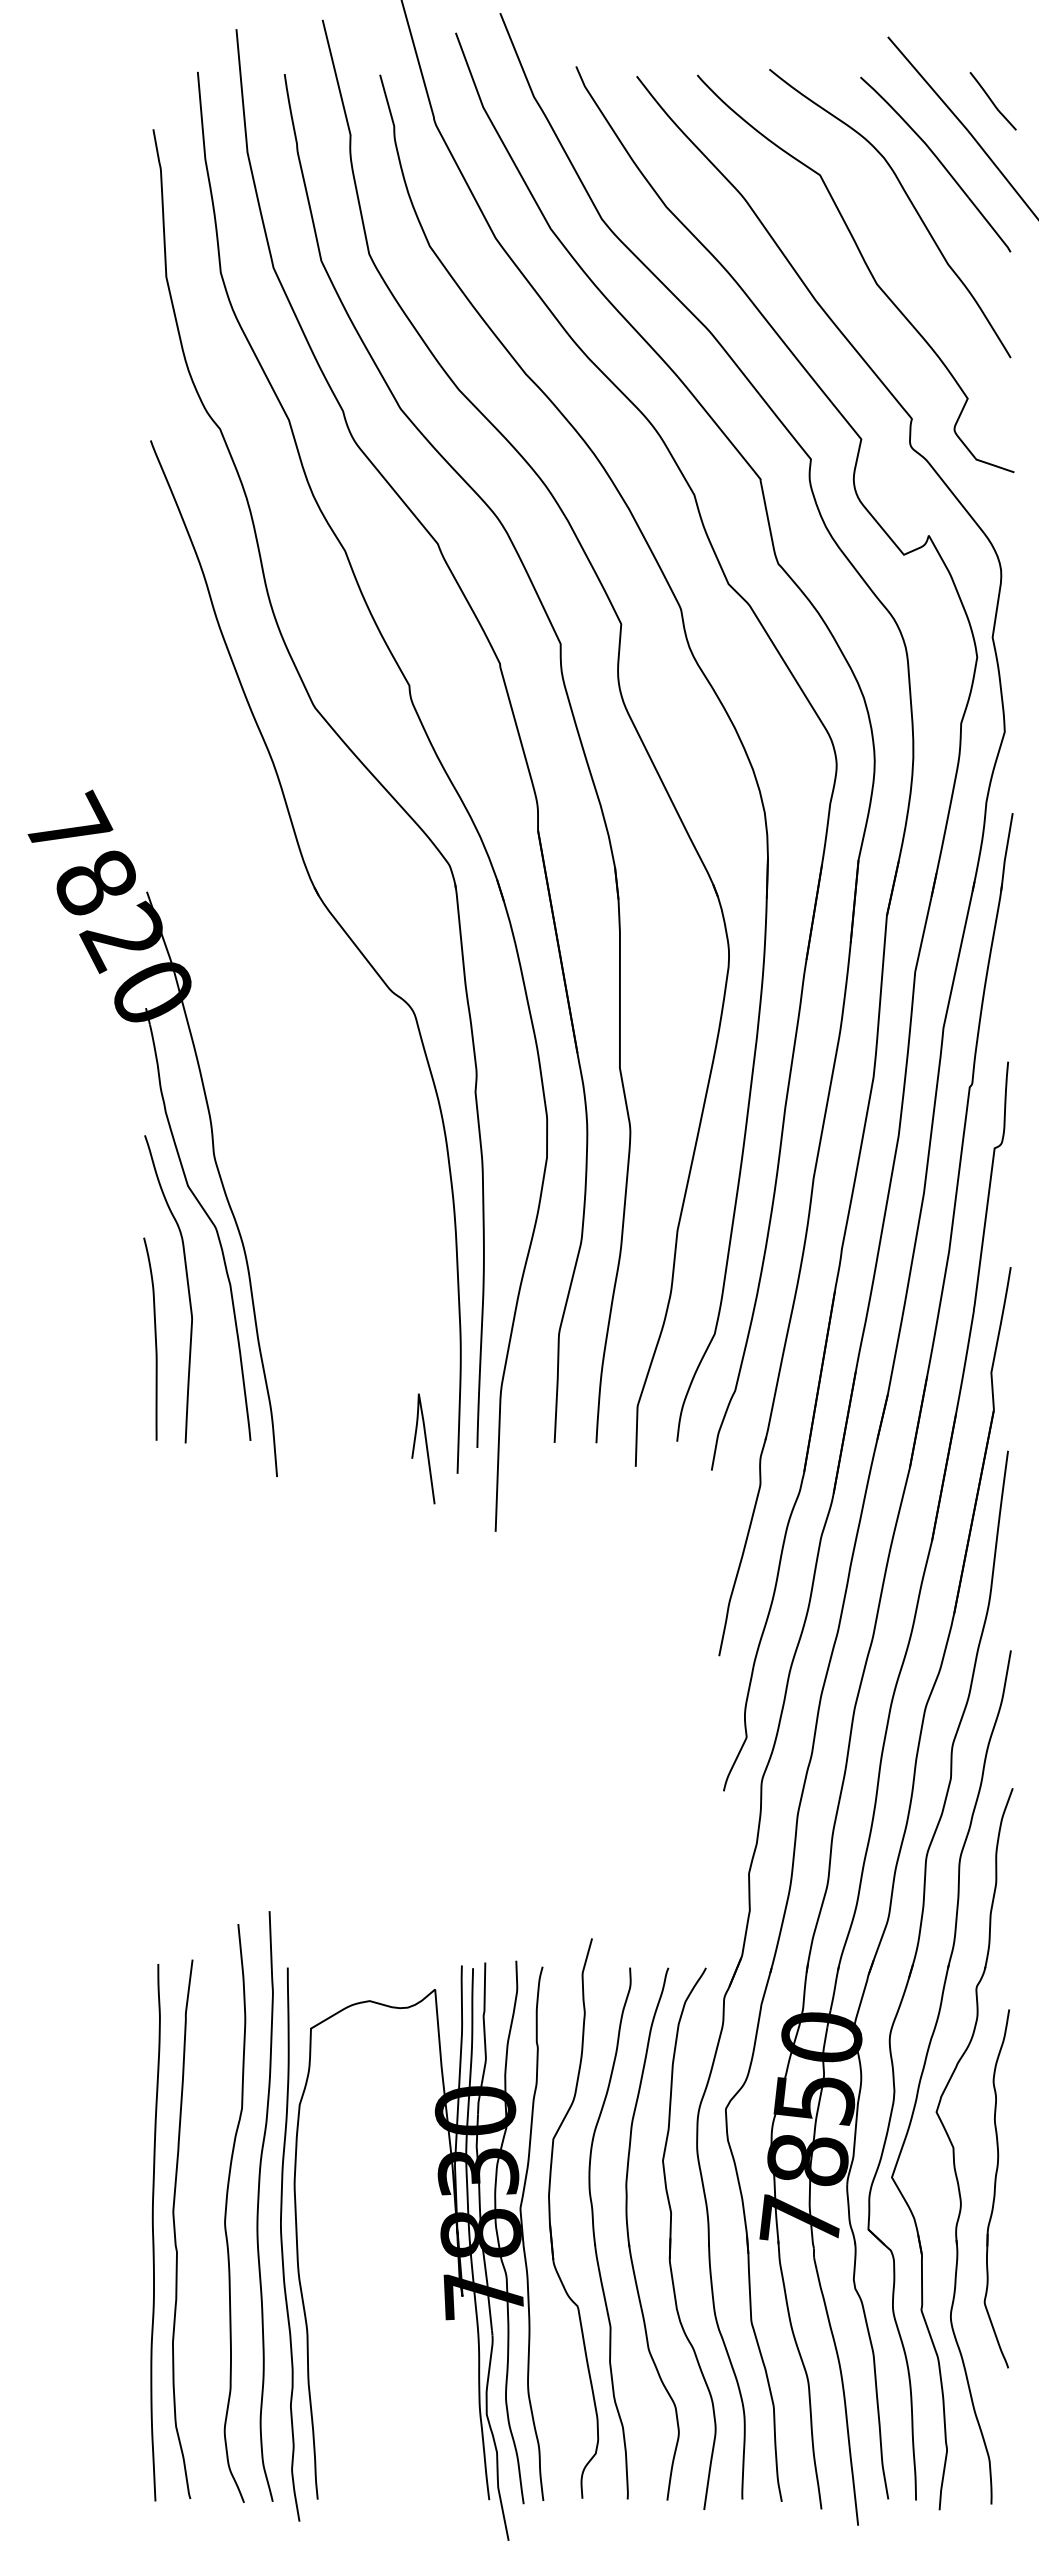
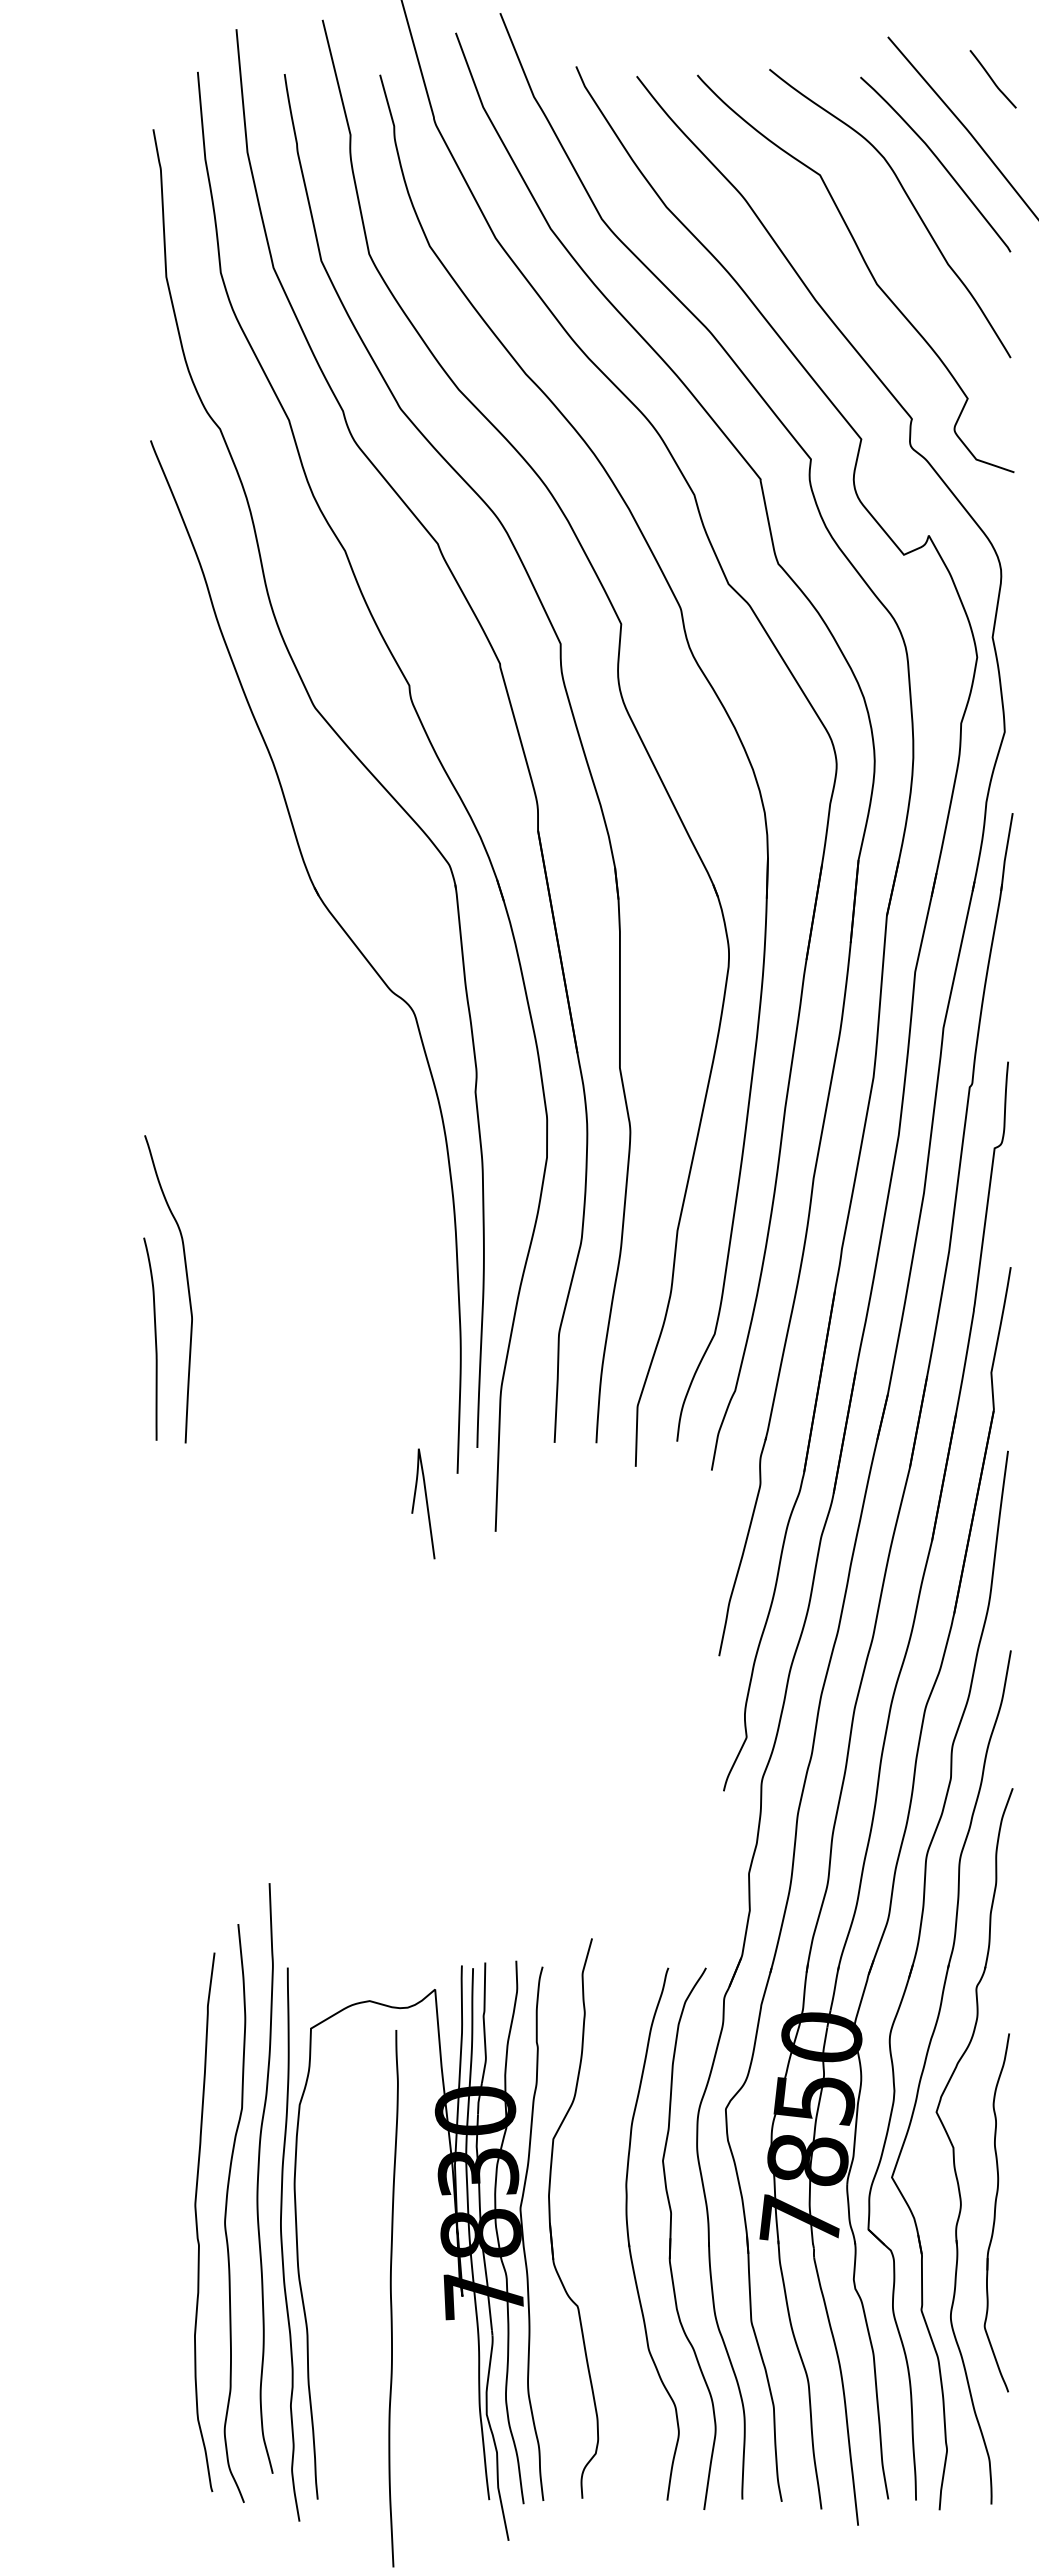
curve position: (992, 101) -> (992, 79) (992, 79)
part: present -> none (169, 1129)
curve position: (426, 1448) -> (426, 1503) (426, 1503)
part position: (996, 2188) -> (996, 2212) (996, 2212)
curve position: (258, 2206) -> (258, 2178) (258, 2178)
curve position: (175, 2229) -> (197, 2222) (197, 2222)
curve position: (153, 2232) -> (391, 2298) (391, 2298)
part: present -> none (595, 2236)
